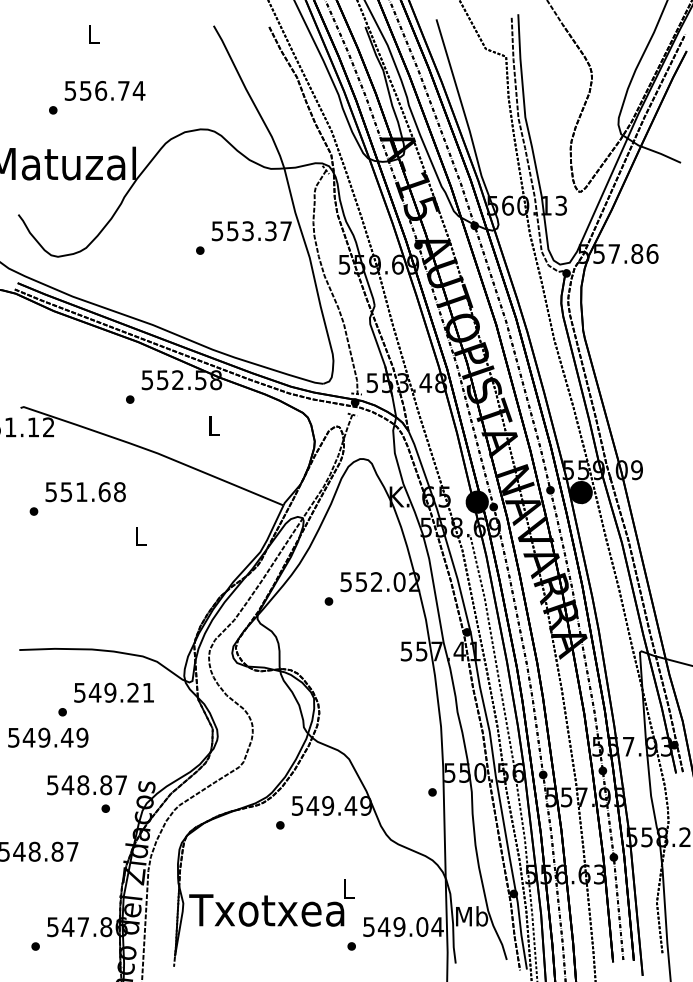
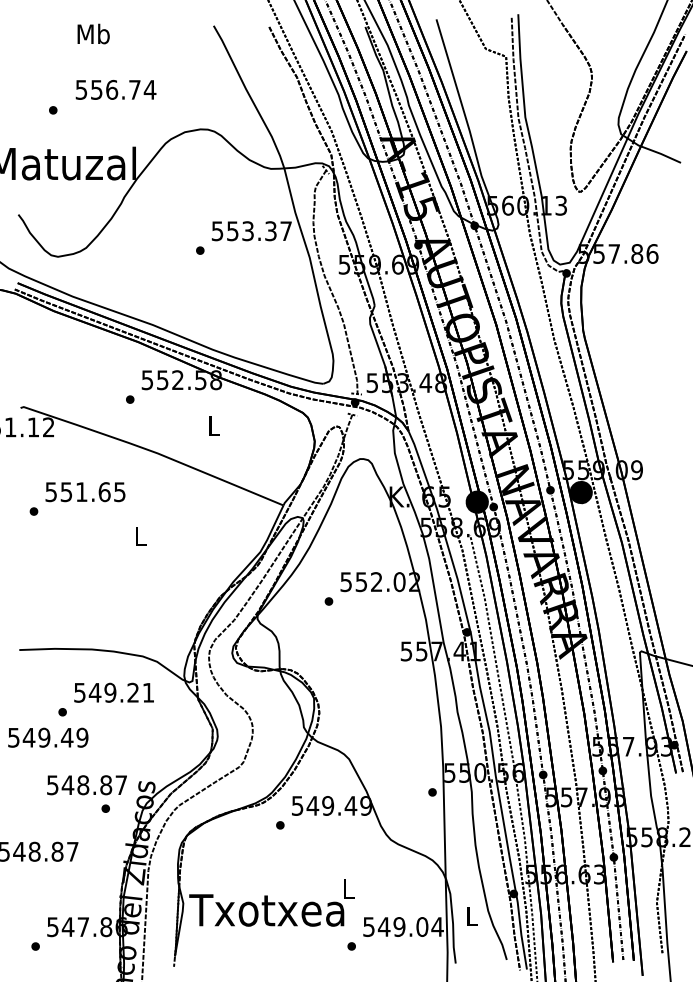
text: L -> Mb (93, 33)
text position: (104, 90) -> (115, 89) (115, 89)
text: 551.68 -> 551.65 (119, 492)
text: Mb -> L (472, 916)
